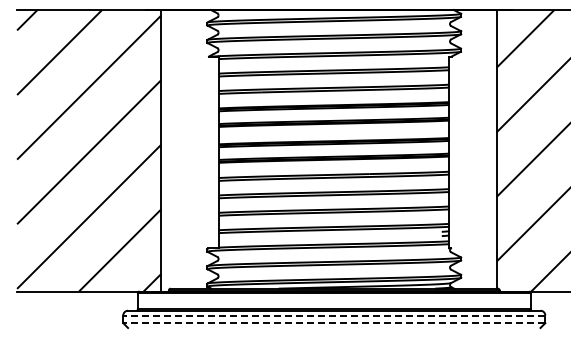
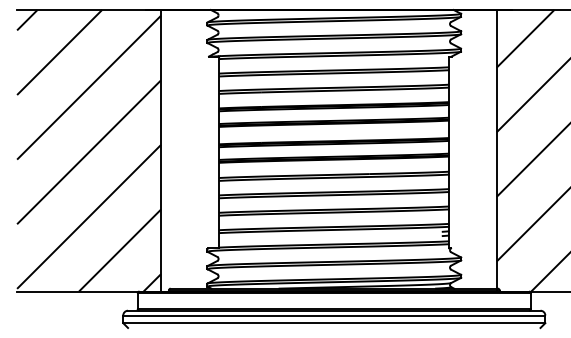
line: dashed -> solid (333, 315)
line: dashed -> solid (333, 323)
